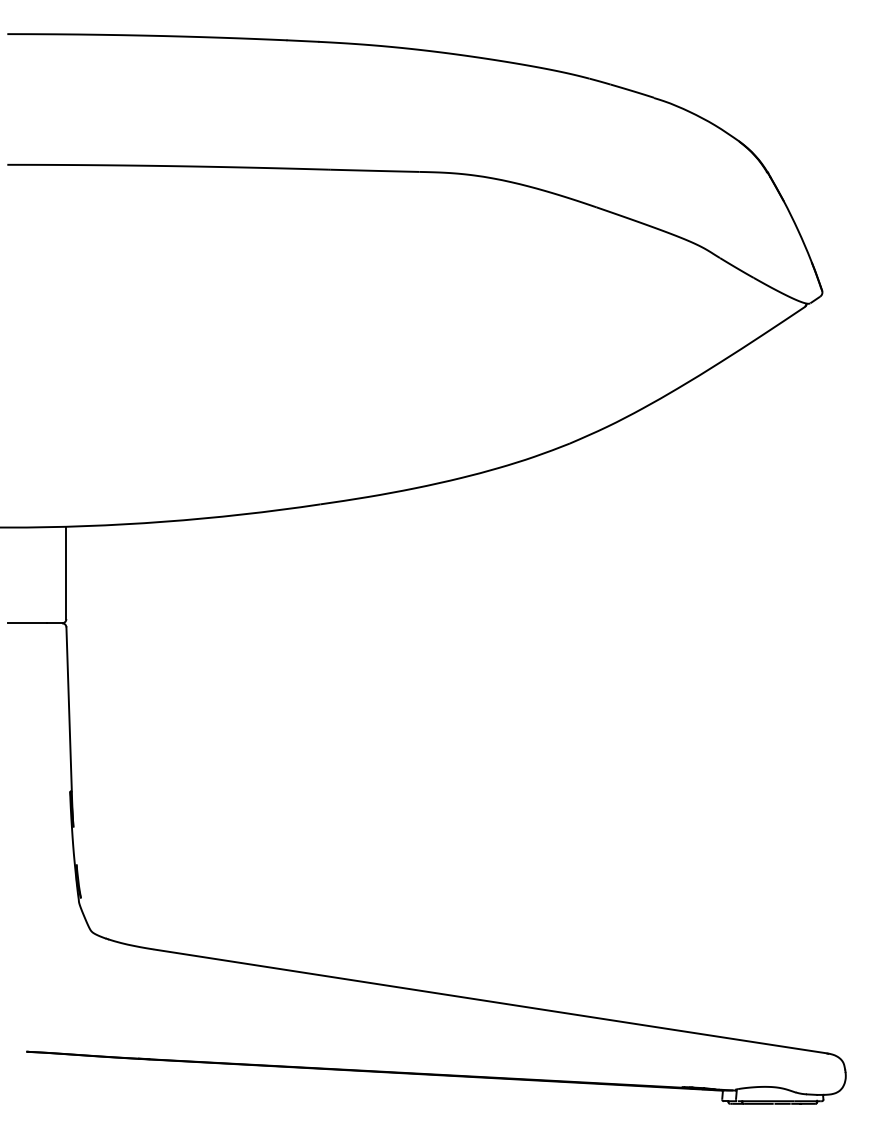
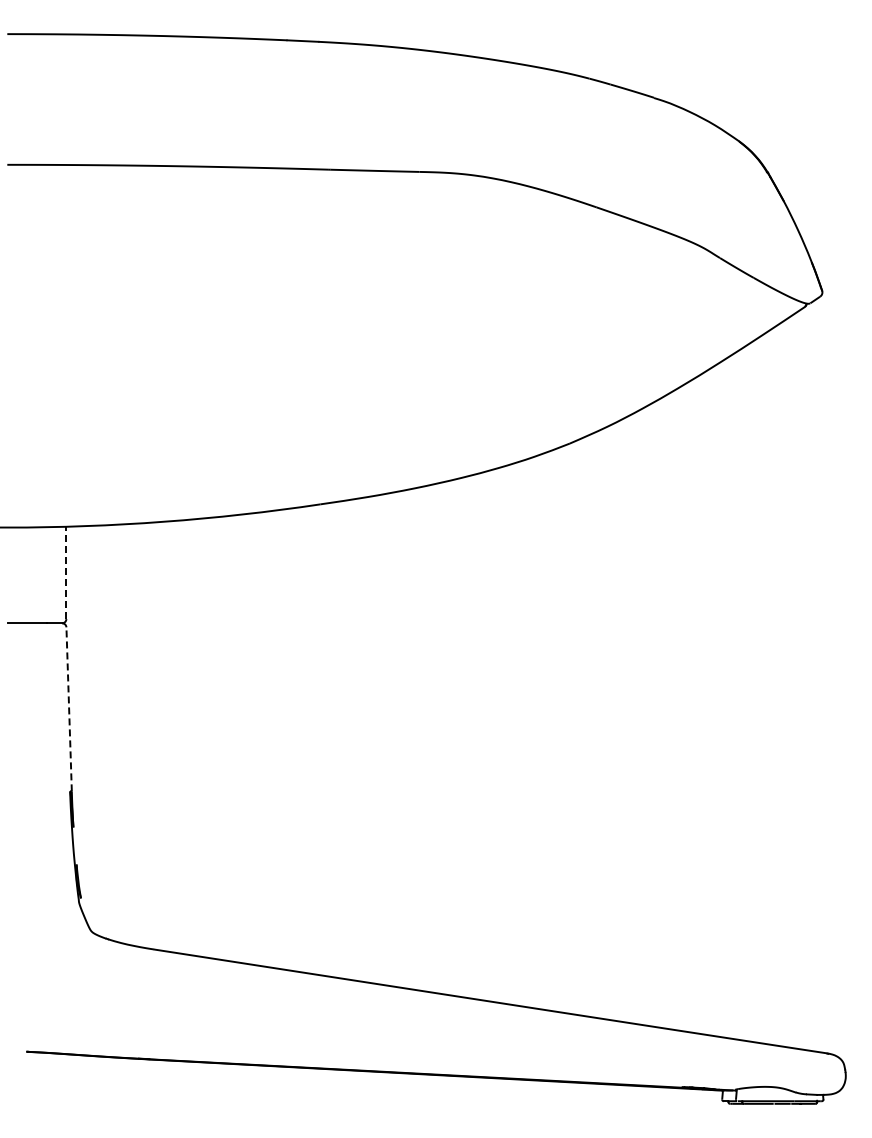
line: solid -> dashed (66, 572)
line: solid -> dashed (69, 708)
